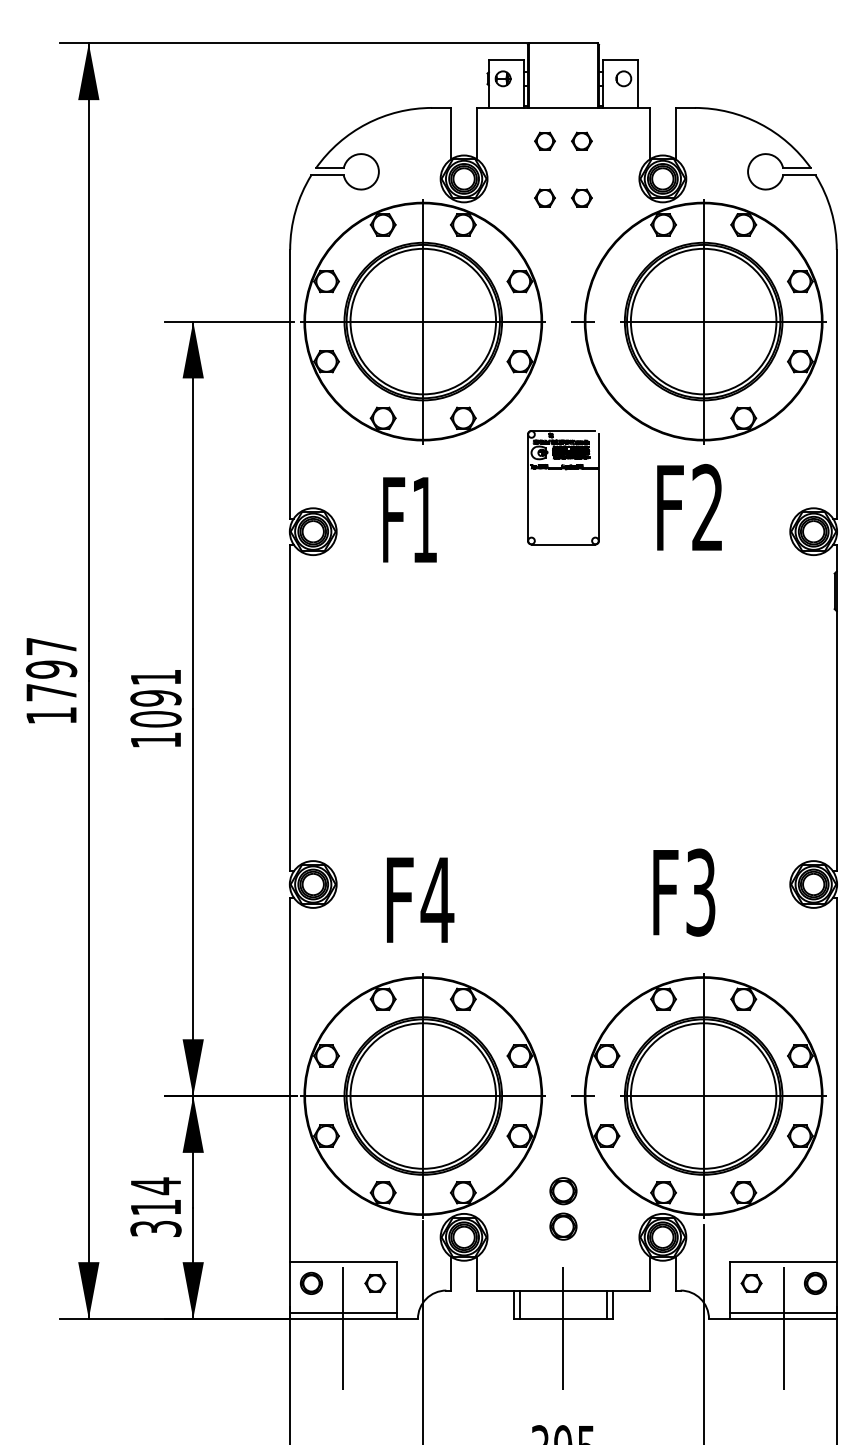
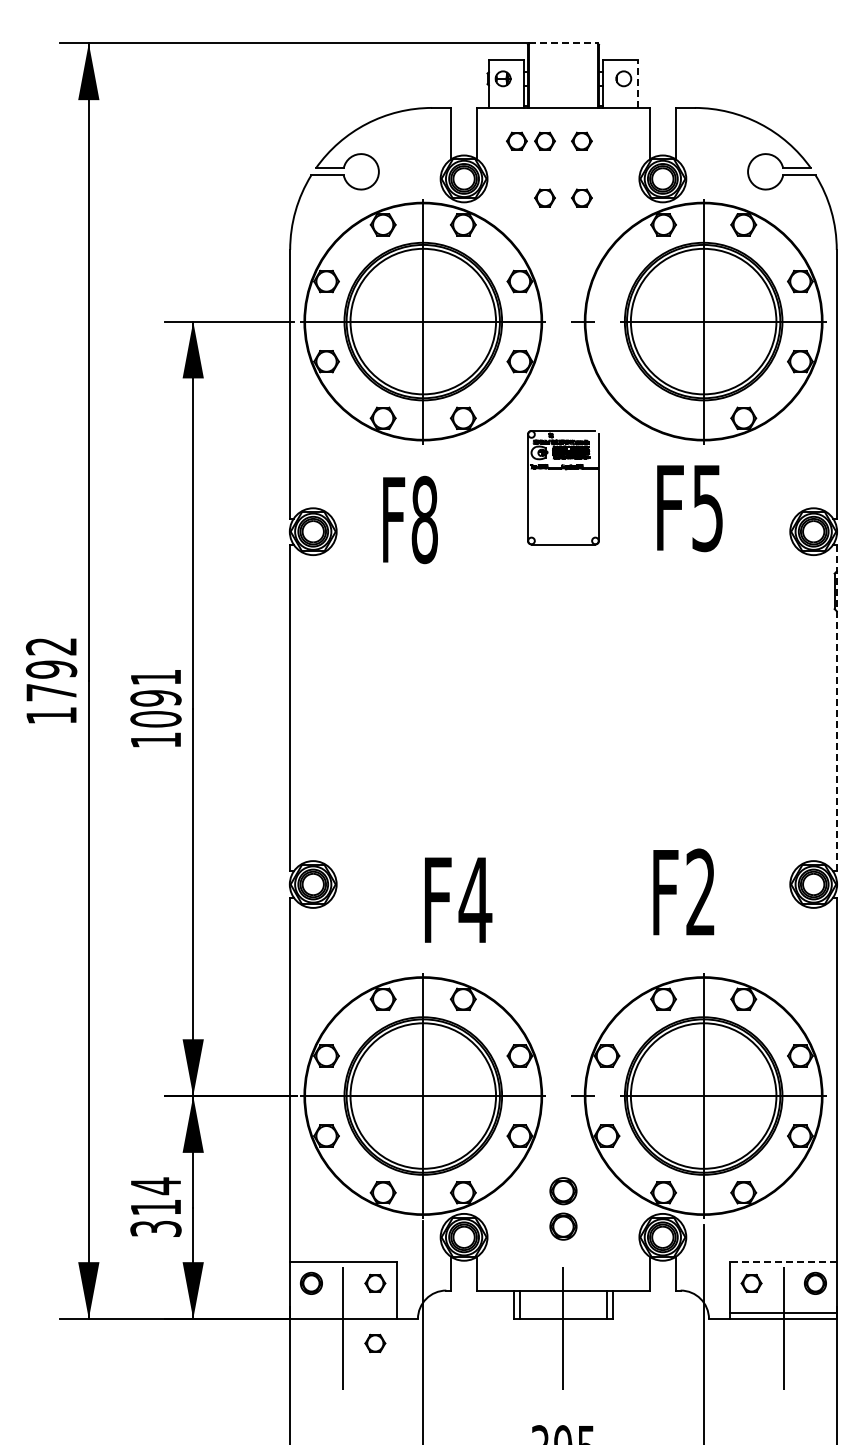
line: solid -> dashed (563, 43)
line: solid -> dashed (638, 83)
part: none -> present (516, 140)
text: F2 -> F5 (707, 507)
text: F1 -> F8 (424, 519)
text: 1797 -> 1792 (50, 646)
line: solid -> dashed (836, 707)
text: F3 -> F2 (700, 892)
text position: (420, 899) -> (458, 899) (458, 899)
line: solid -> dashed (783, 1262)
line: present -> none (343, 1313)
part: none -> present (375, 1342)
